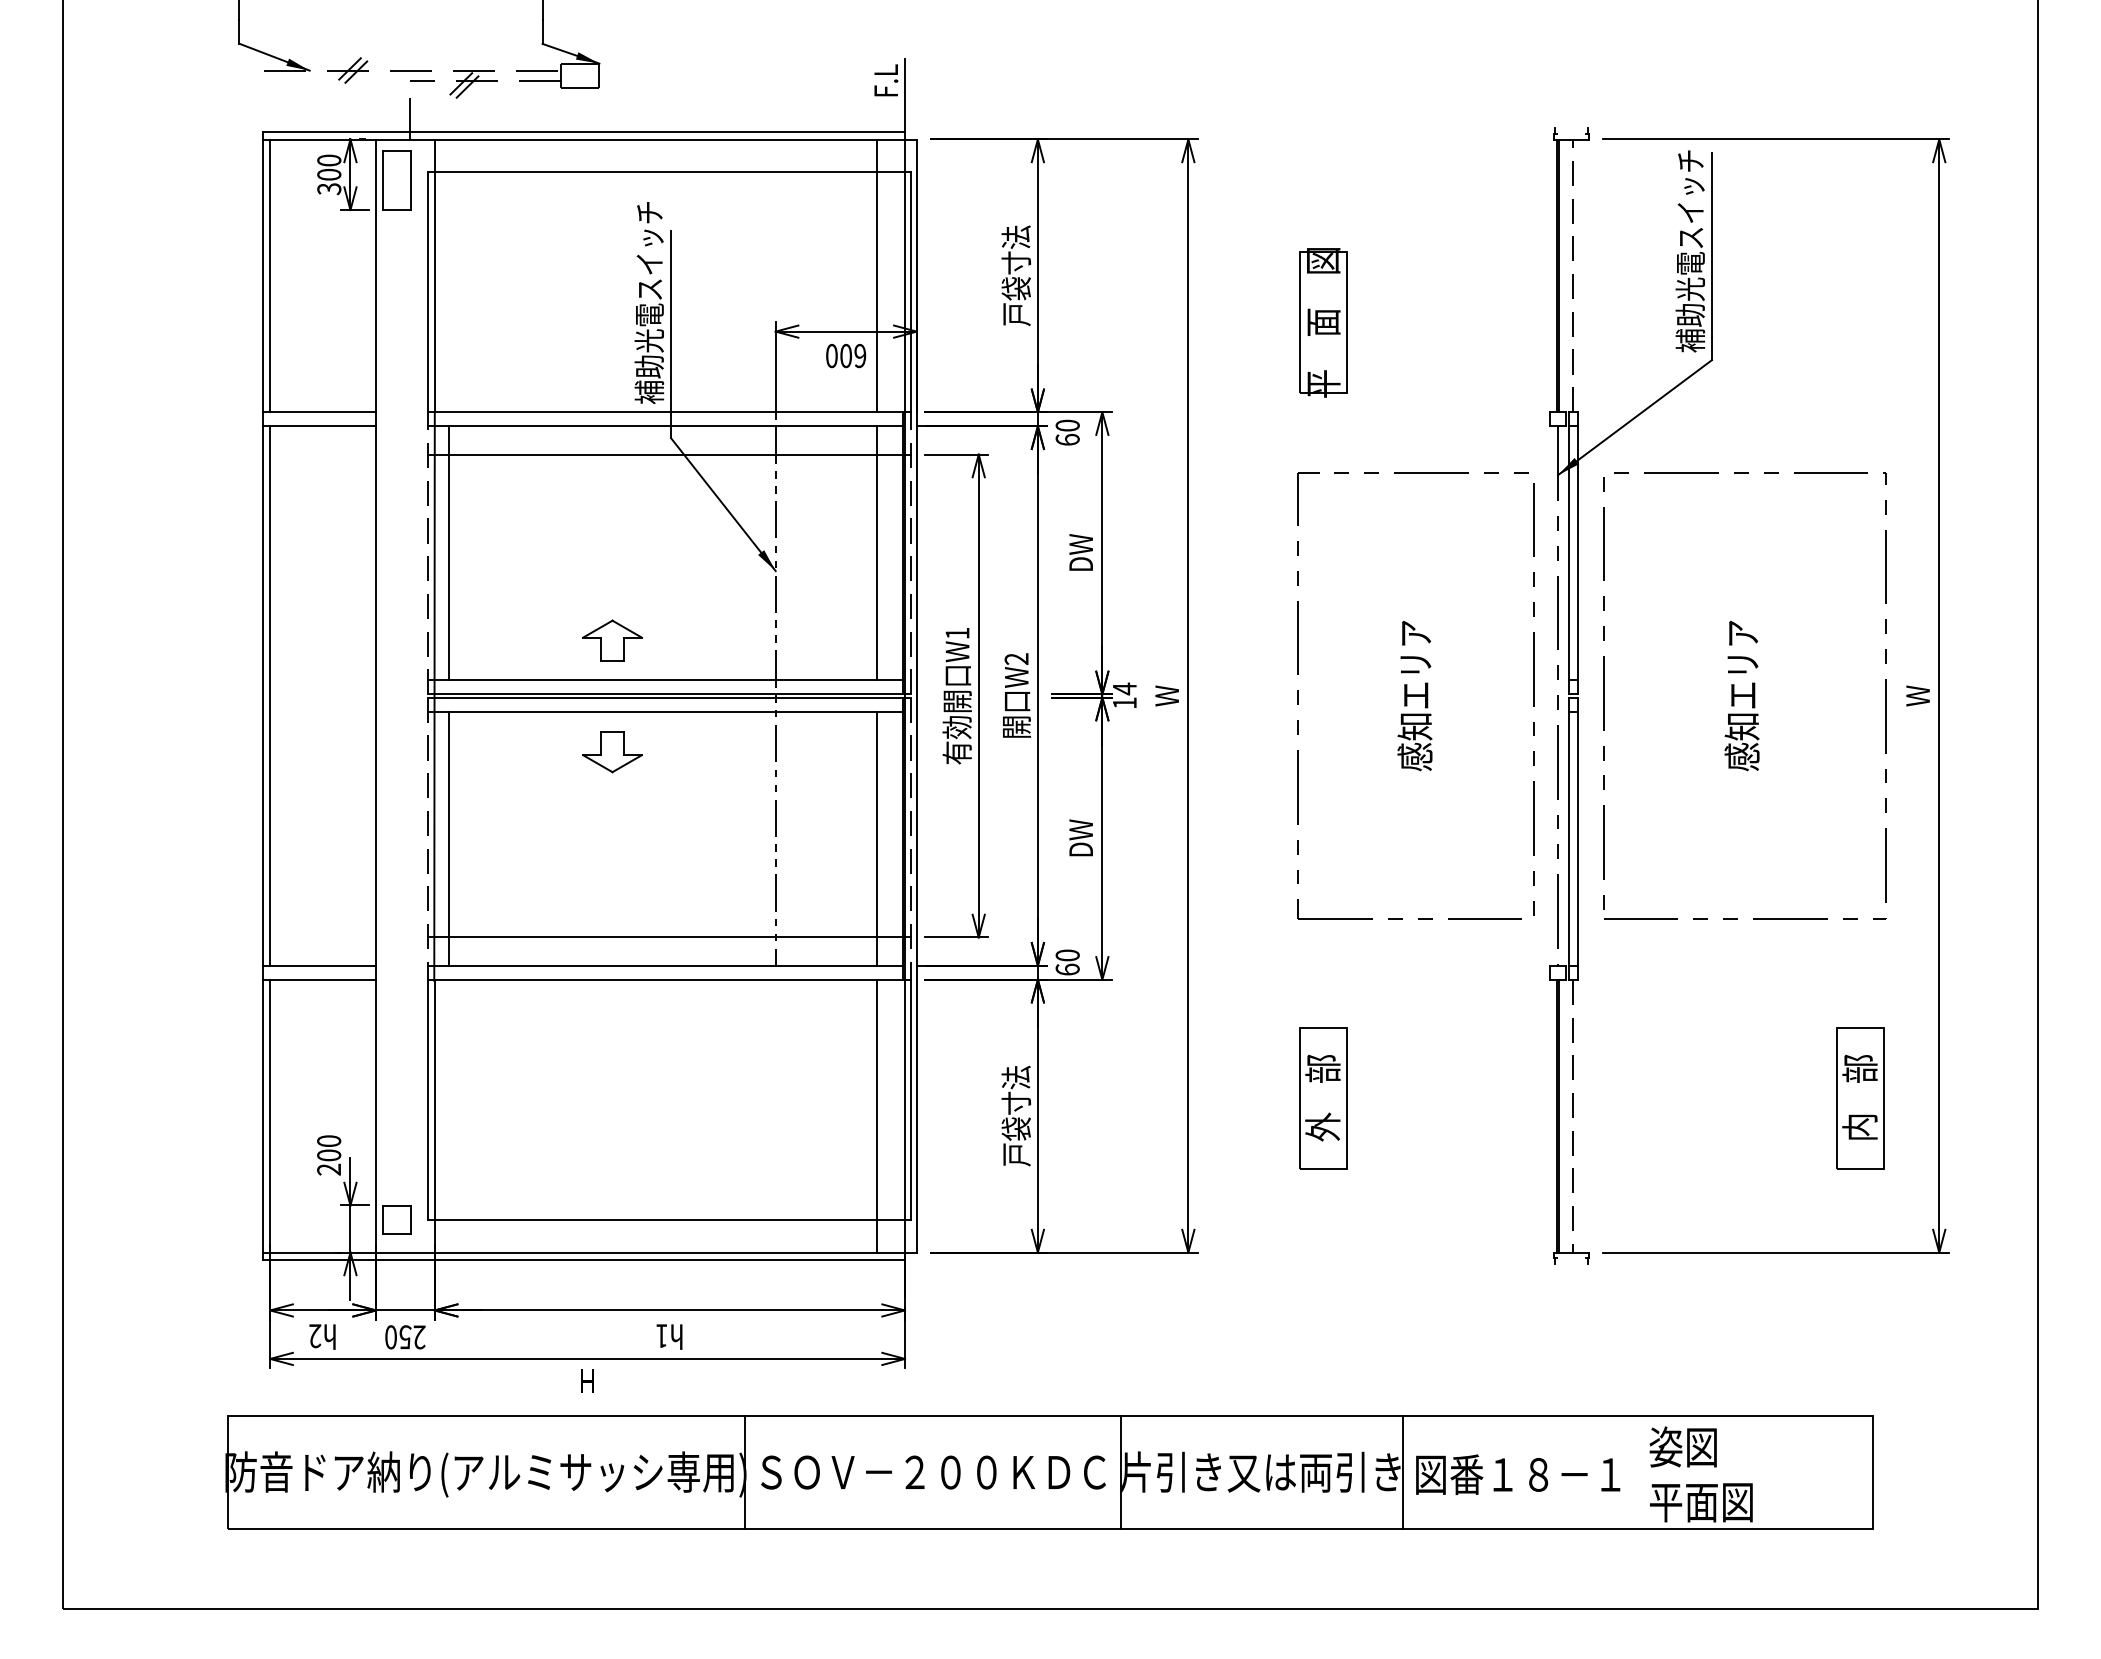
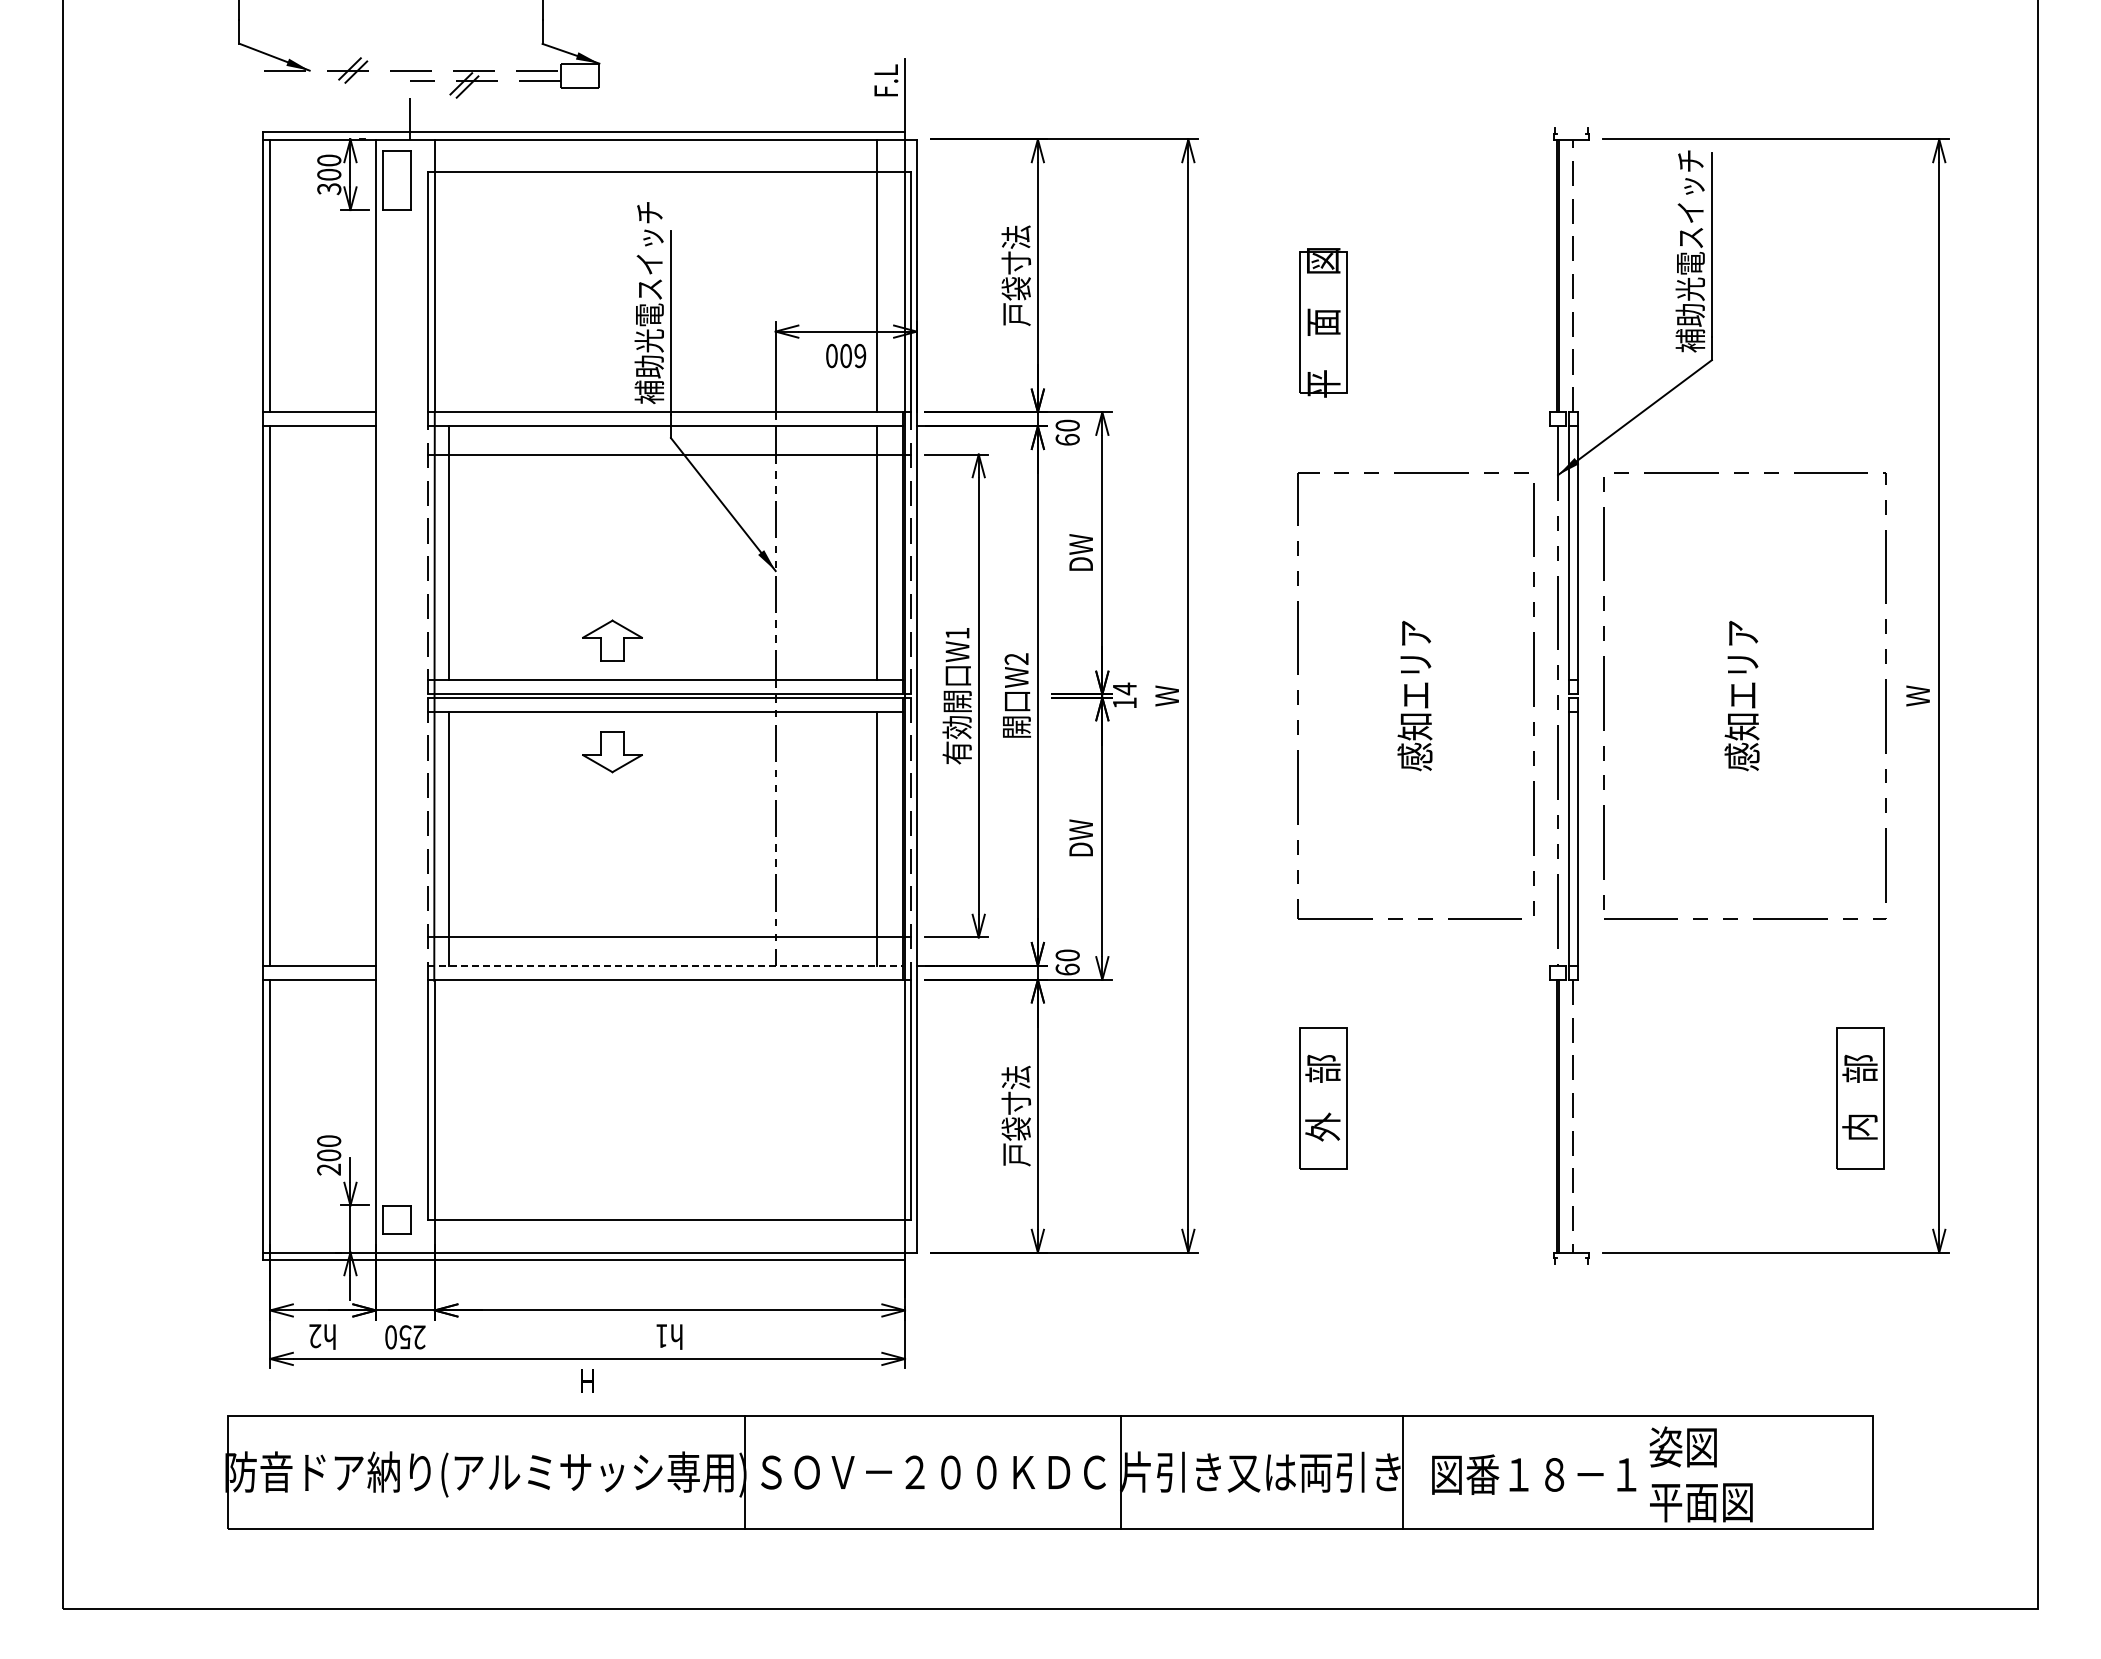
line: solid -> dashed (665, 965)
line: present -> none (877, 1115)
text position: (1518, 1474) -> (1534, 1474) (1534, 1474)
